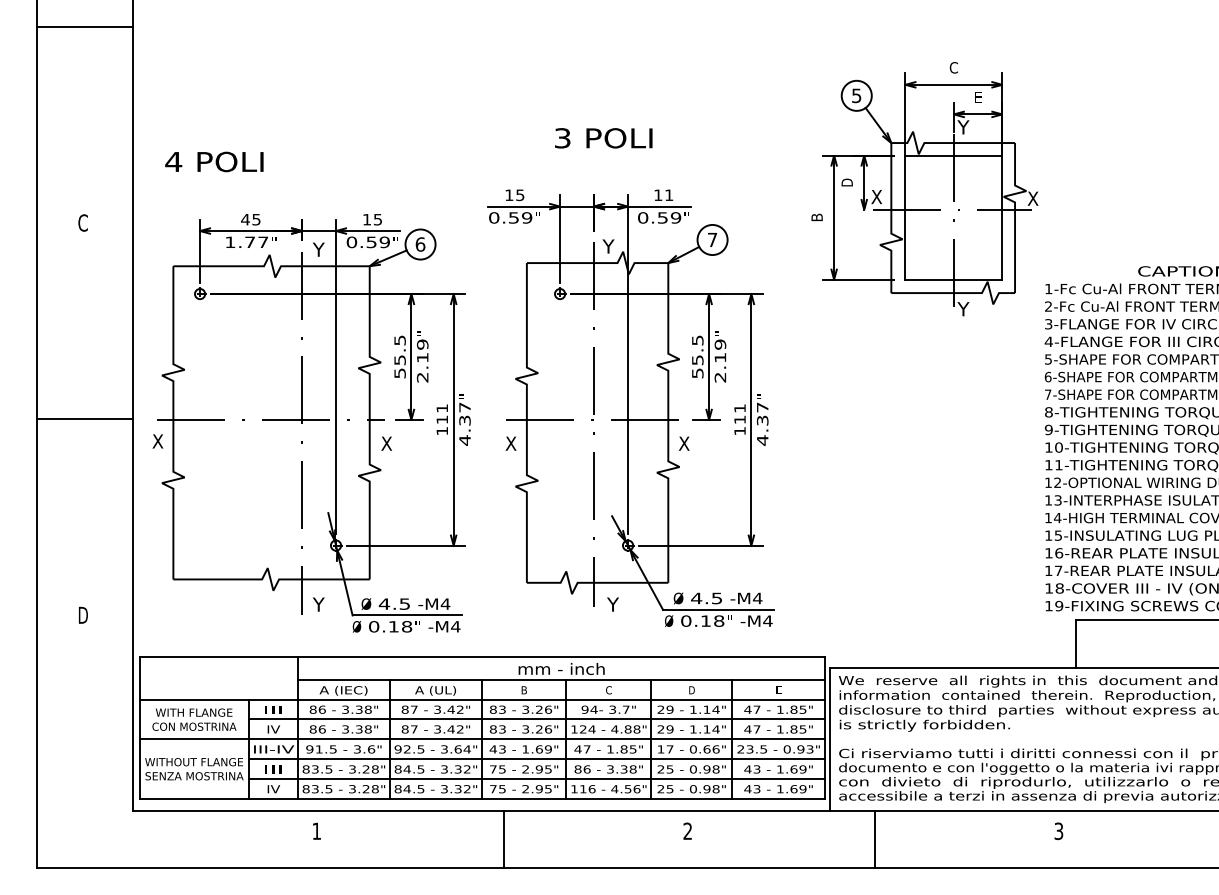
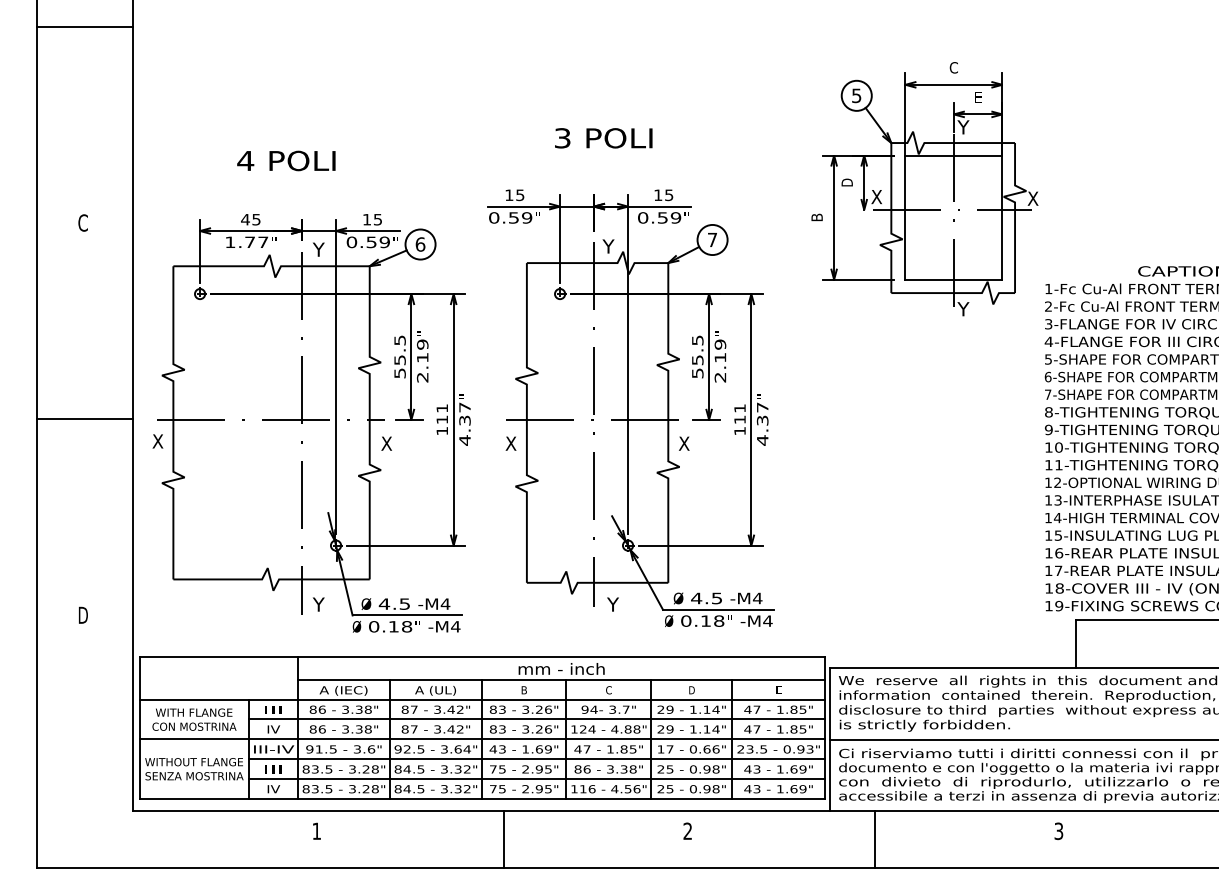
text position: (214, 161) -> (286, 160) (286, 160)
text: 11 -> 15 (669, 195)
line: none -> present (1022, 739)
